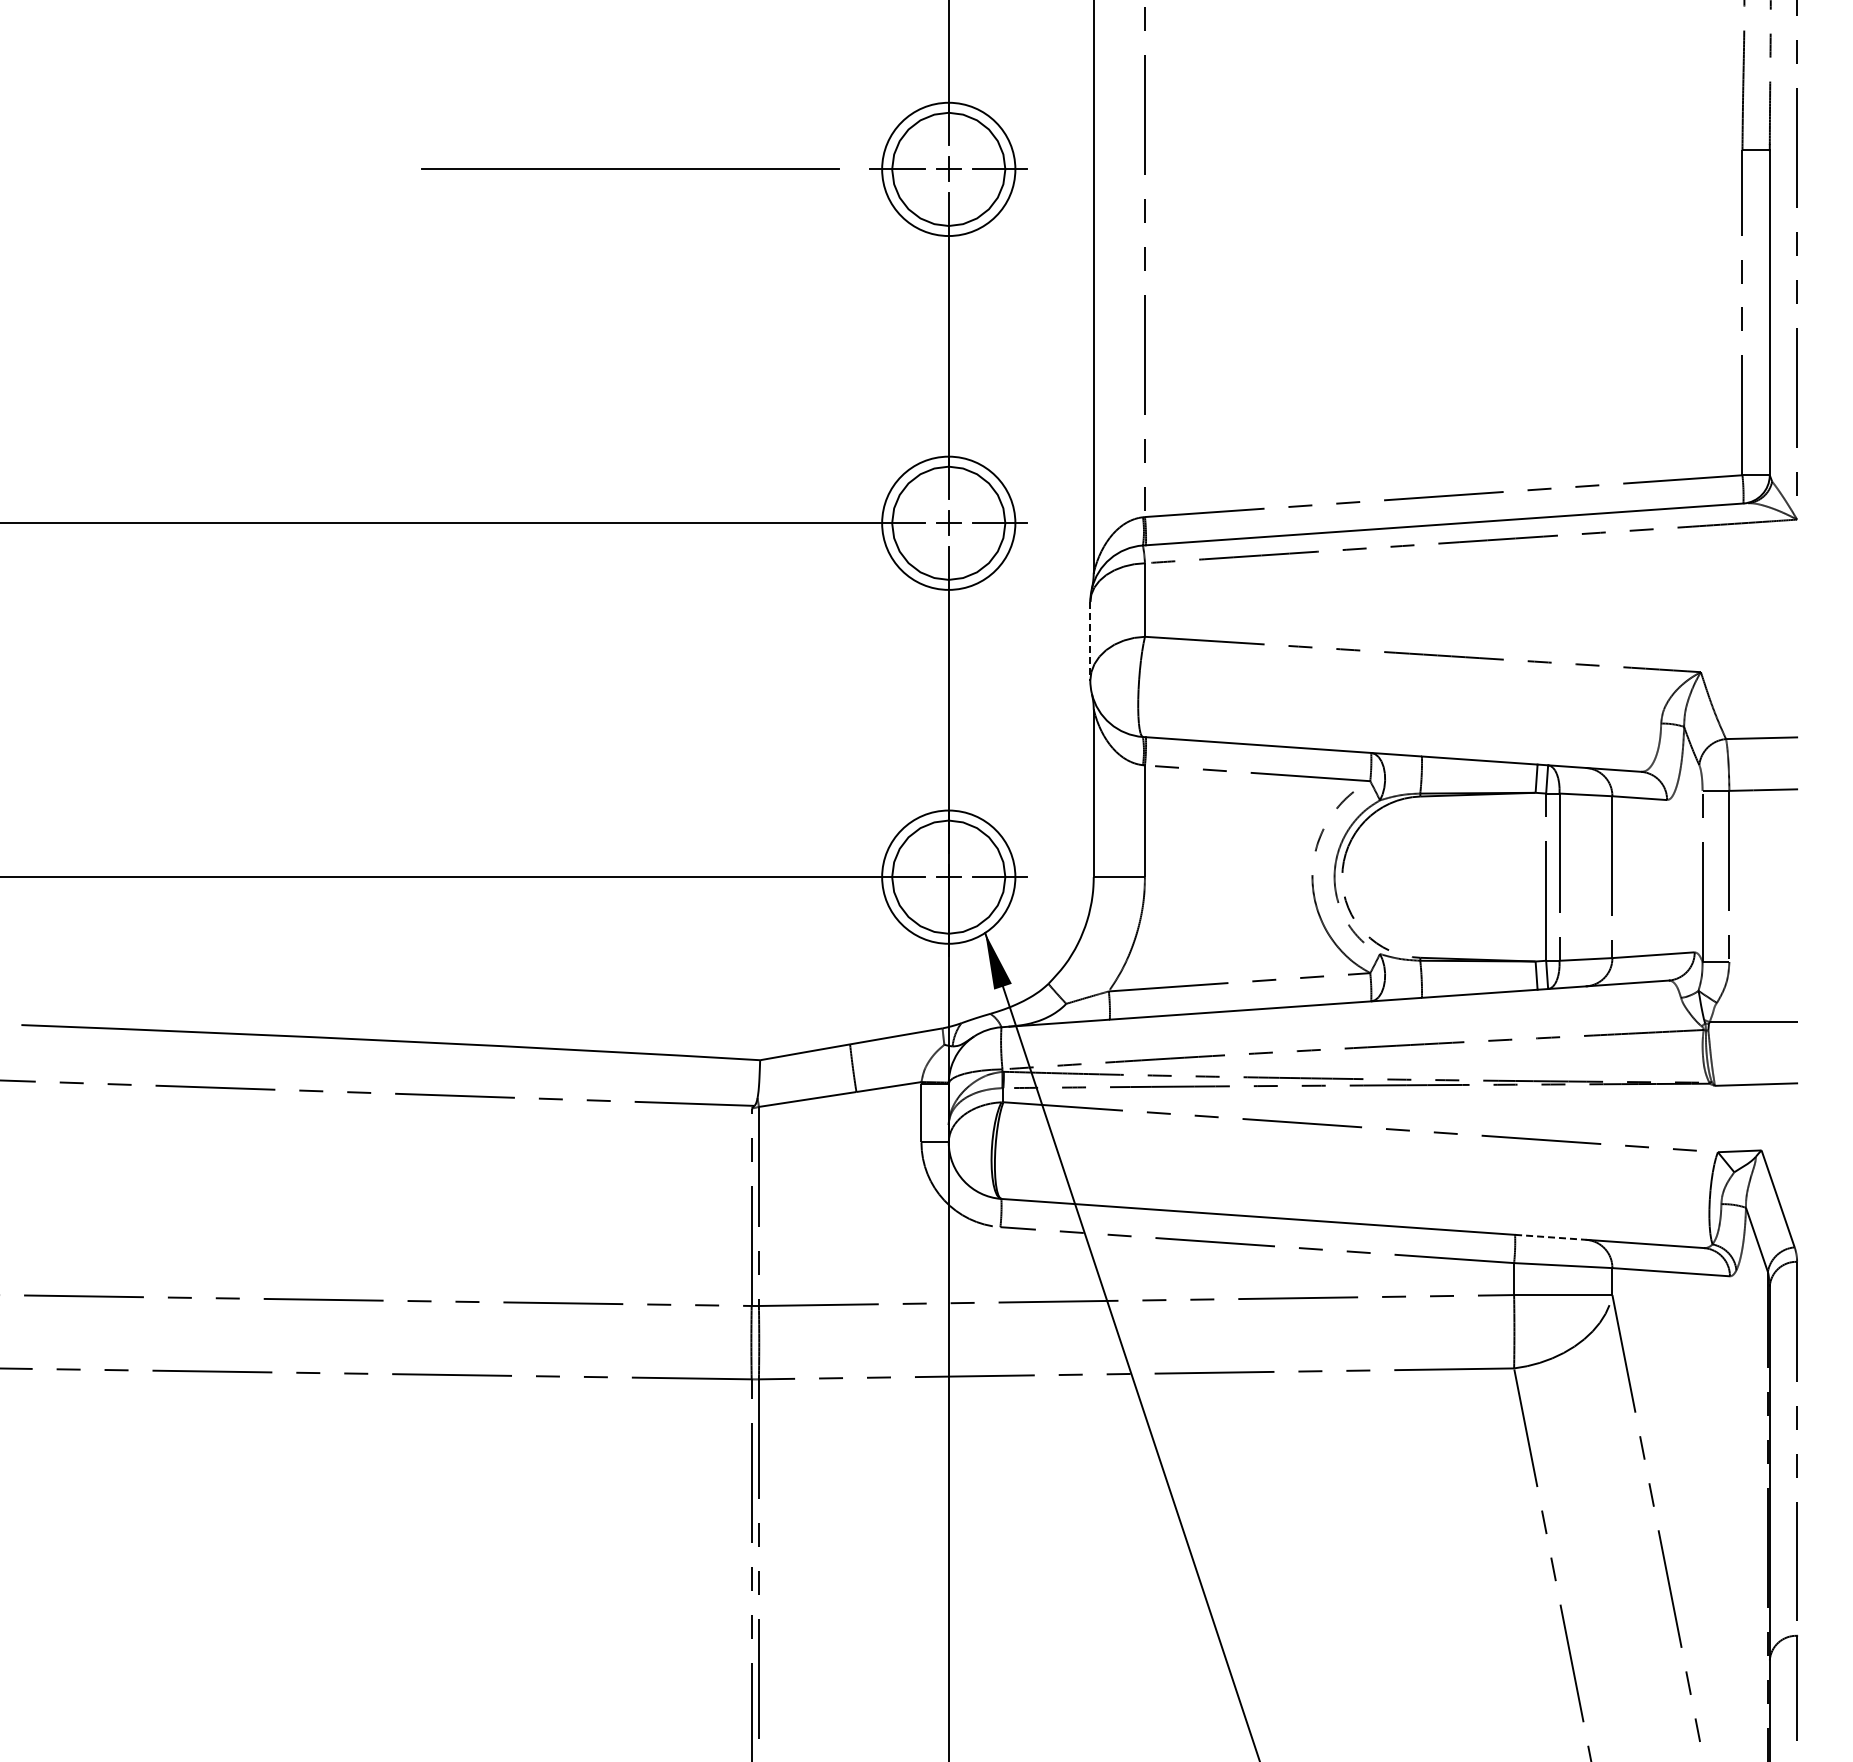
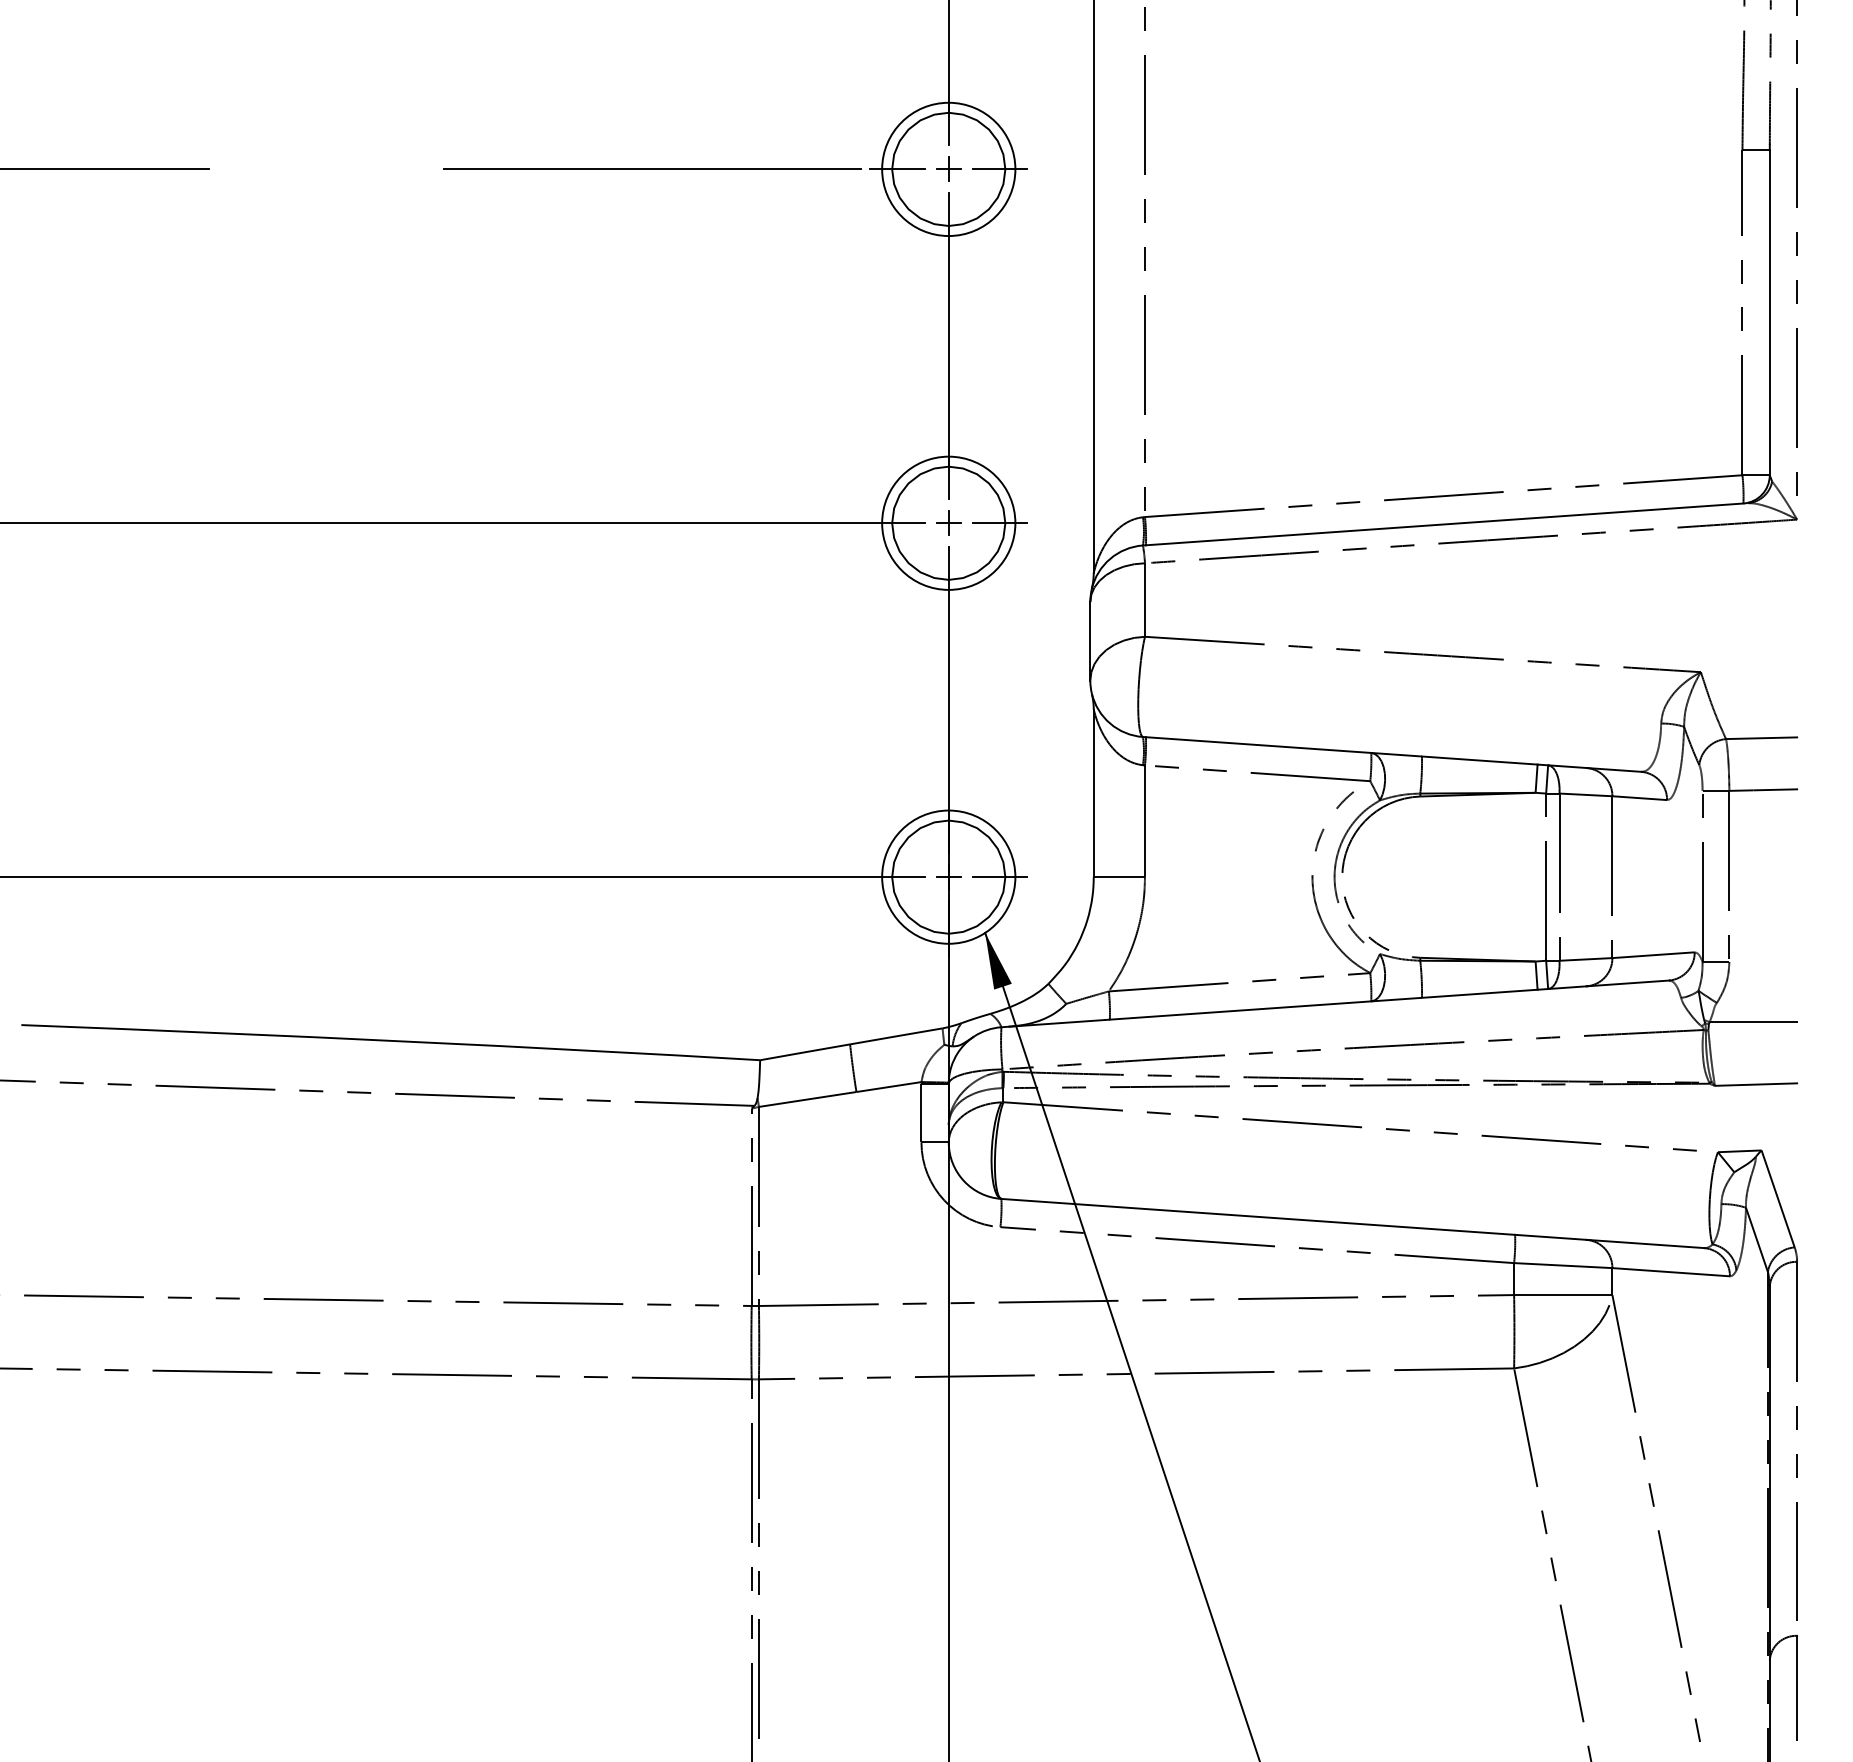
line position: (630, 168) -> (652, 168) (652, 168)
line: none -> present (105, 169)
line: dashed -> solid (1090, 641)
line: dashed -> solid (1550, 1237)
